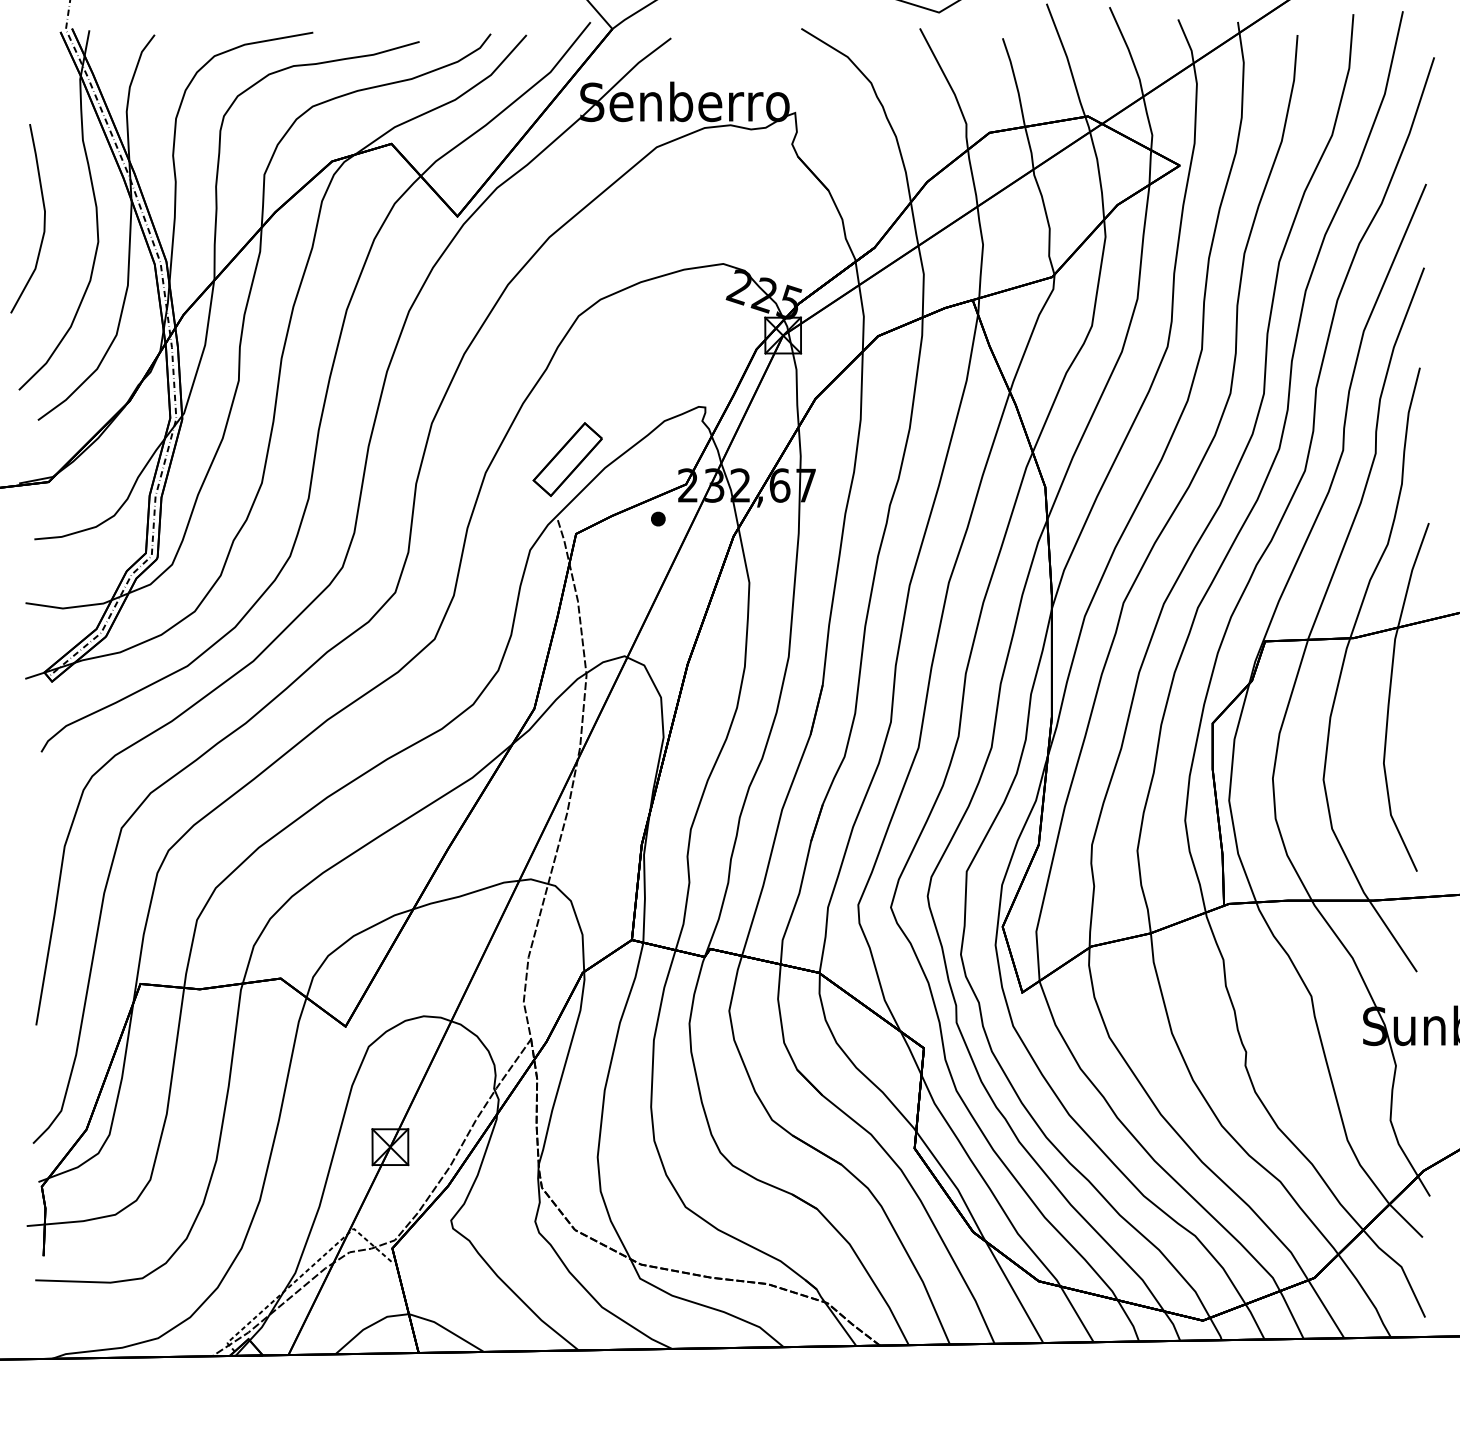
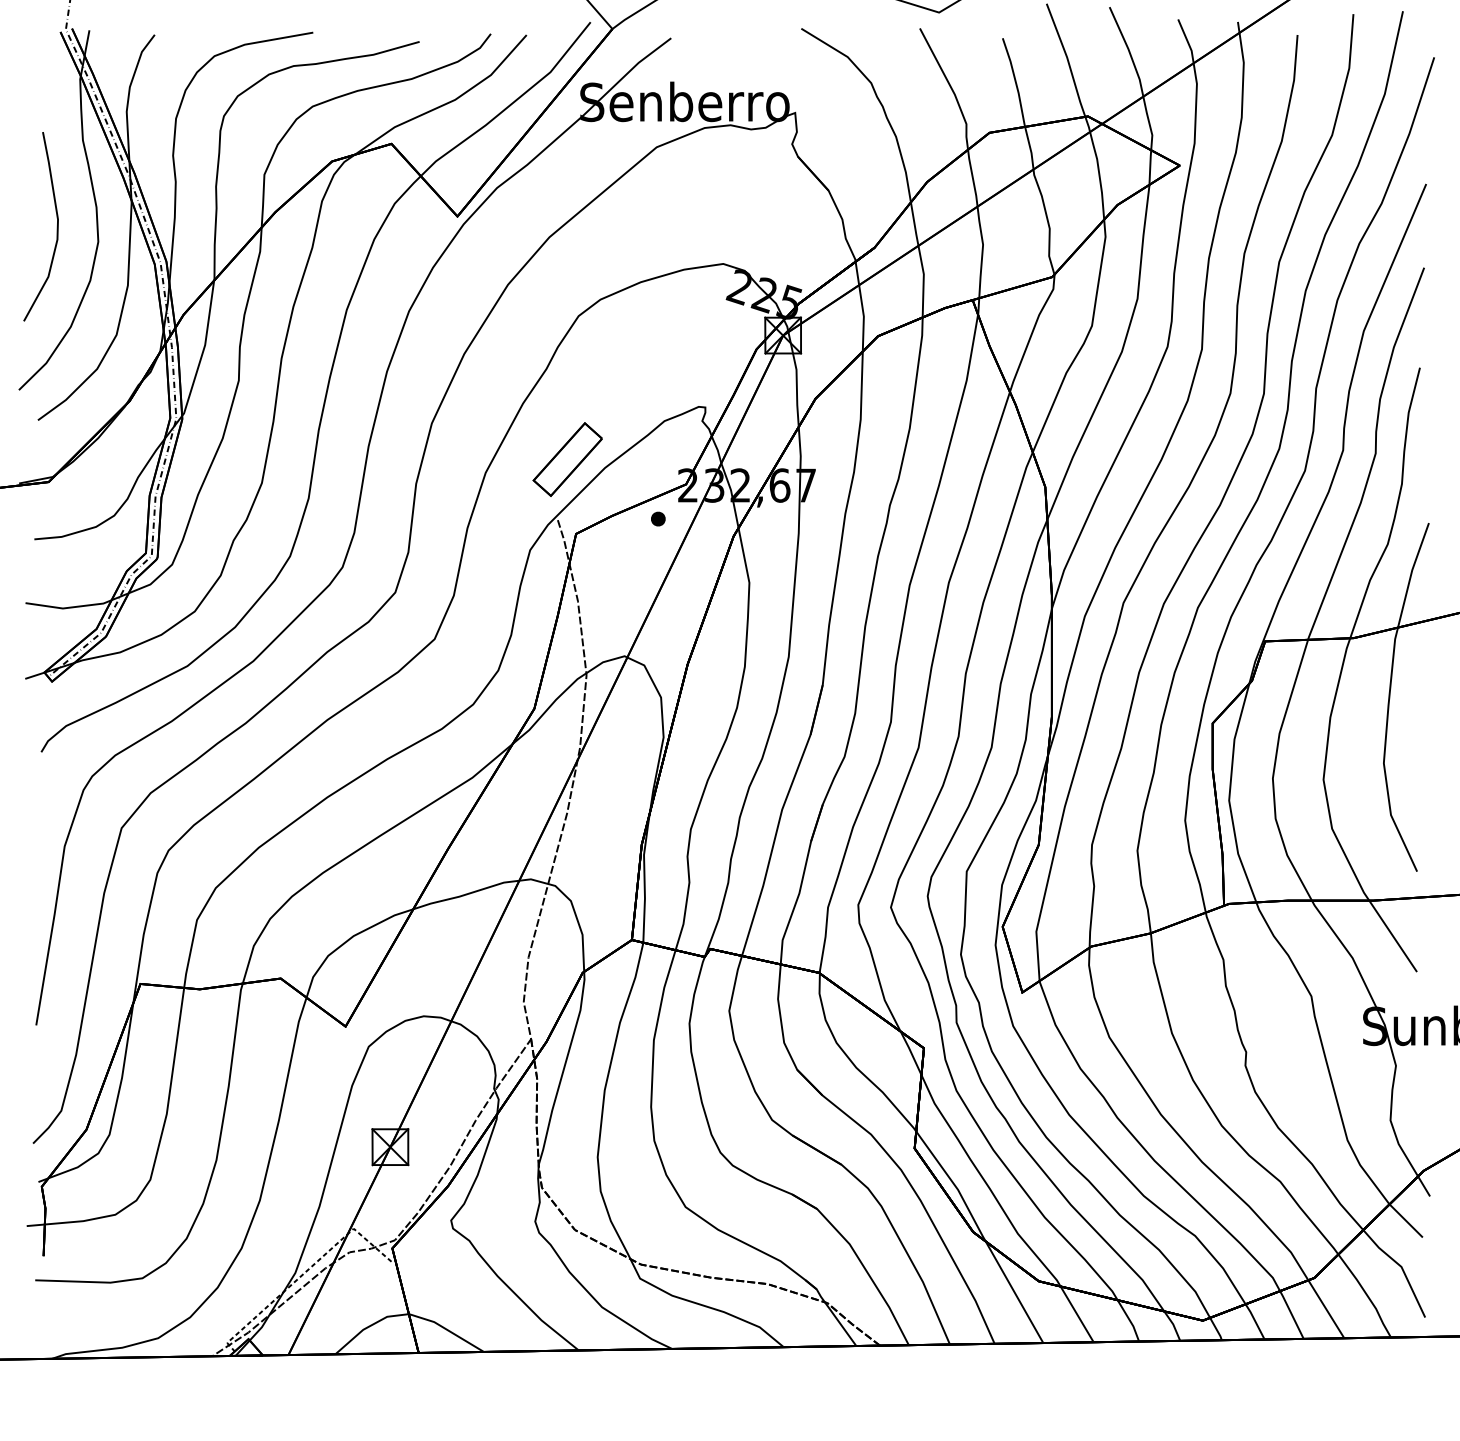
curve position: (43, 218) -> (56, 226) (56, 226)
